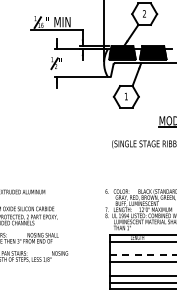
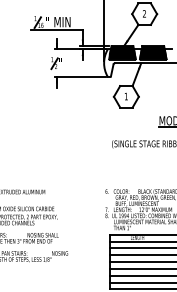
line: none -> present (141, 248)
line: dashed -> solid (143, 255)
line: none -> present (141, 268)
